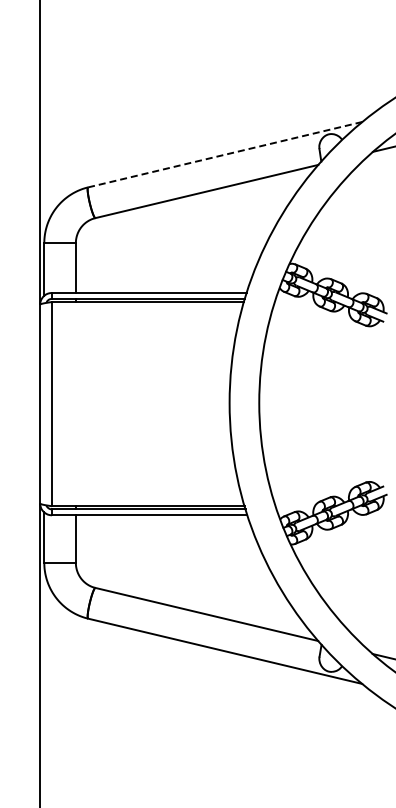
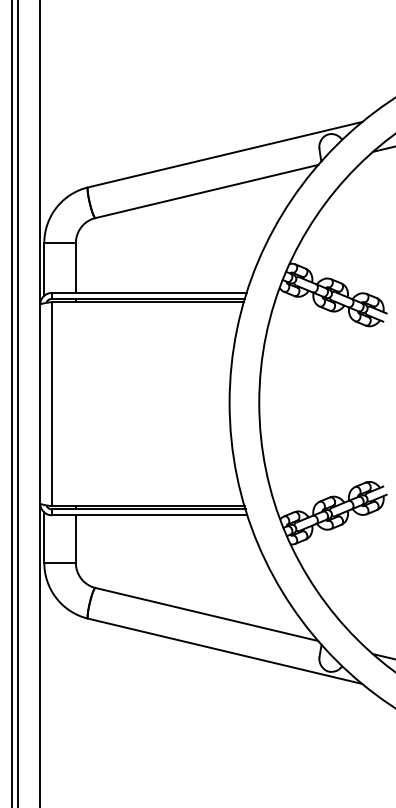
line: dashed -> solid (225, 154)
line: none -> present (12, 403)
line: none -> present (17, 403)
